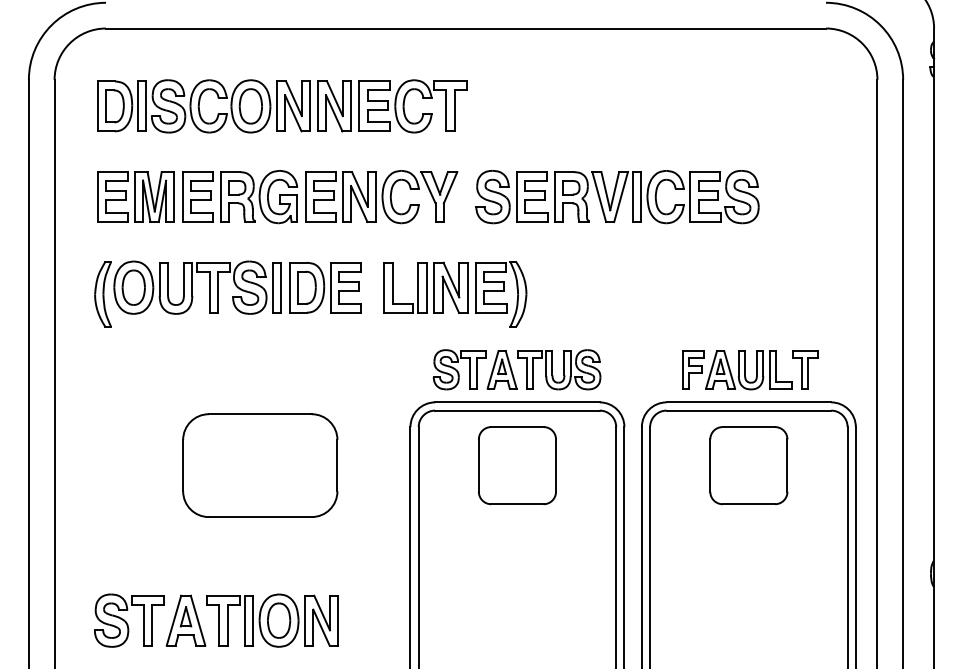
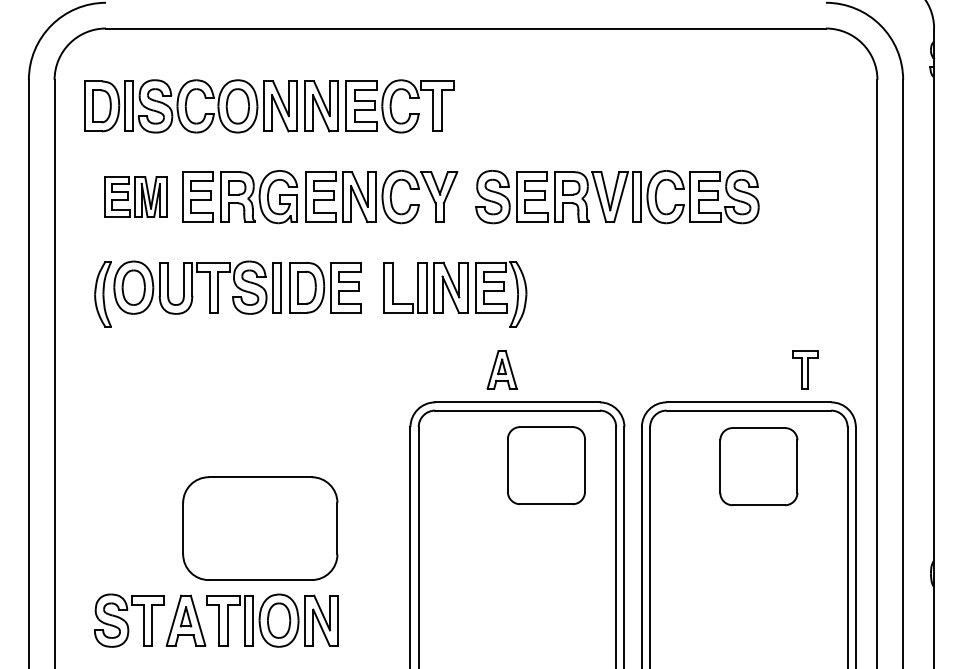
part position: (282, 106) -> (269, 106) (269, 106)
part size: 78x52 px -> 64x42 px (135, 196)
part: present -> none (459, 369)
part: present -> none (559, 369)
part: present -> none (737, 370)
part position: (260, 465) -> (260, 528) (260, 528)
part position: (517, 465) -> (546, 465) (546, 465)
part position: (748, 465) -> (758, 466) (758, 466)
